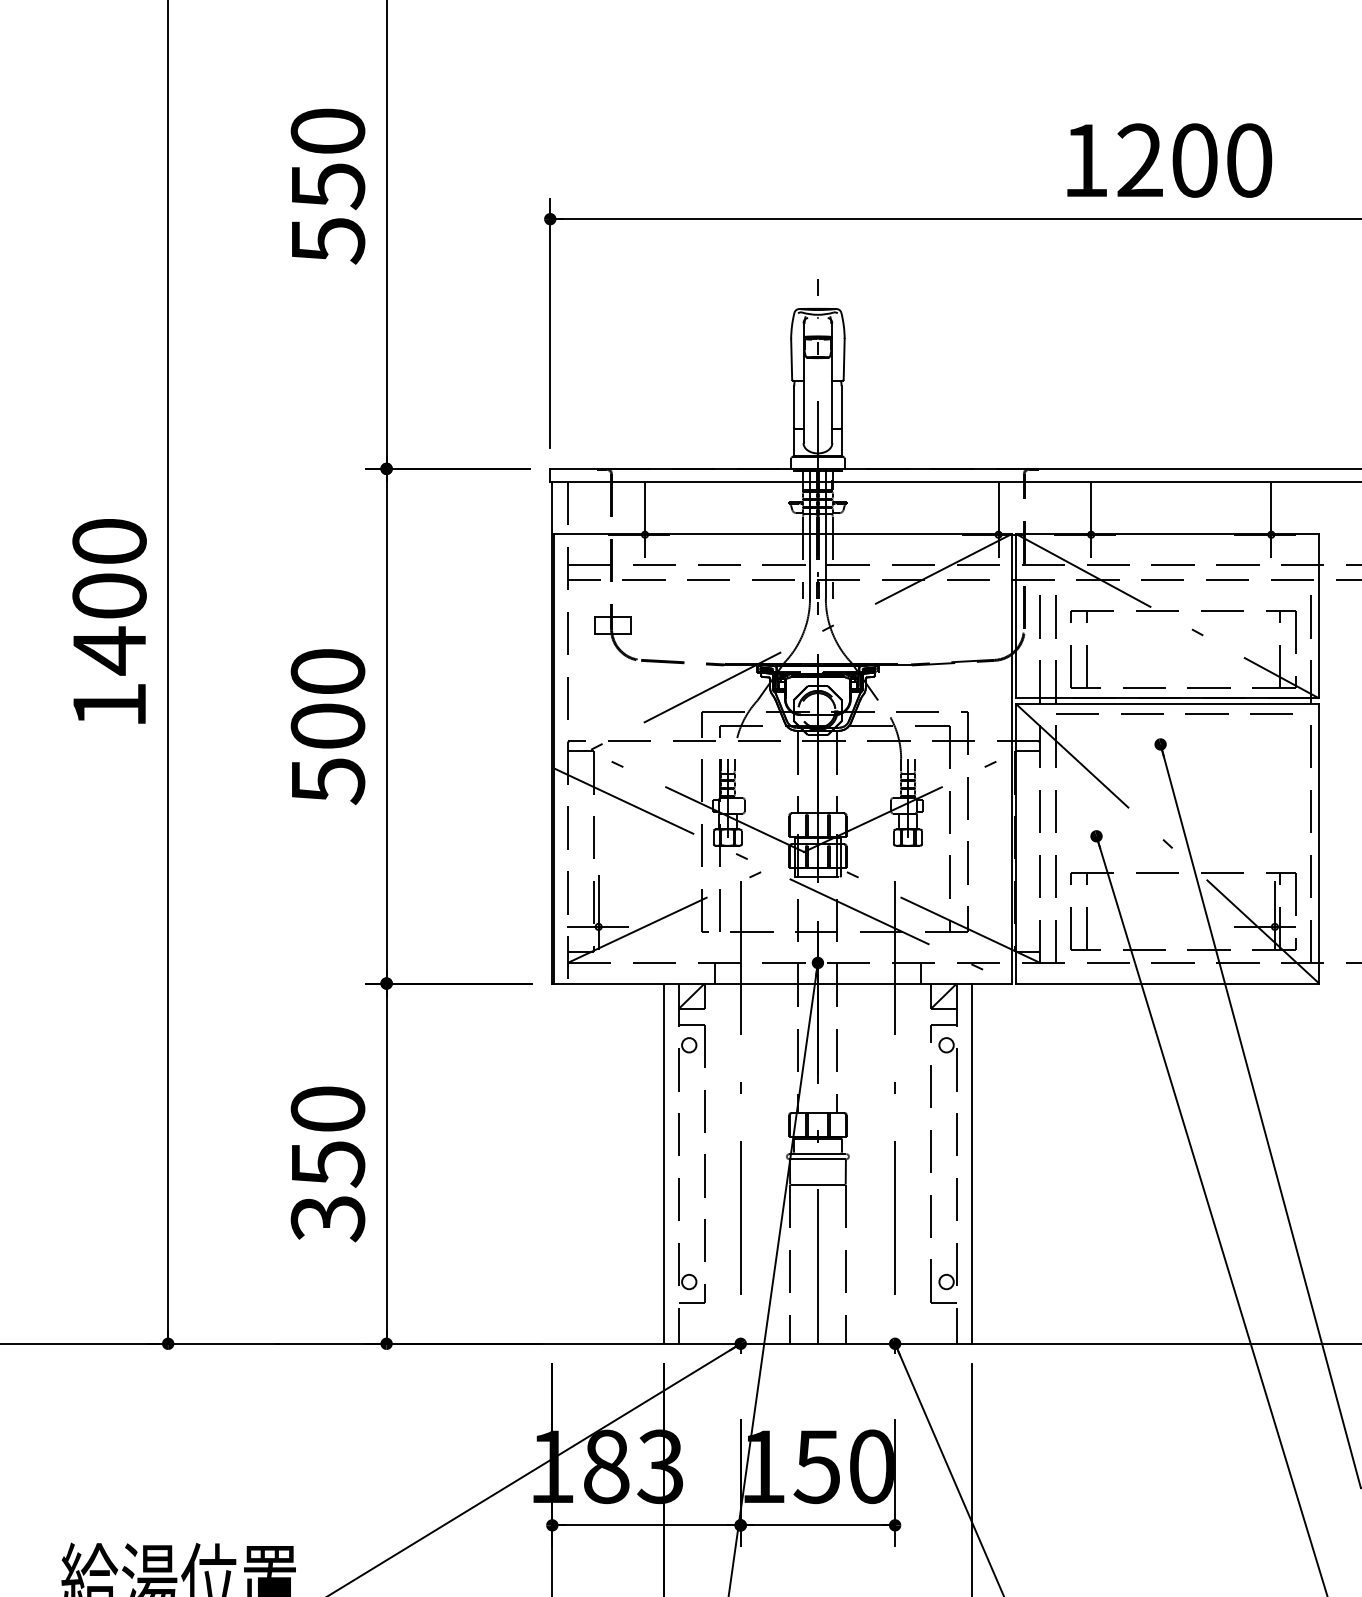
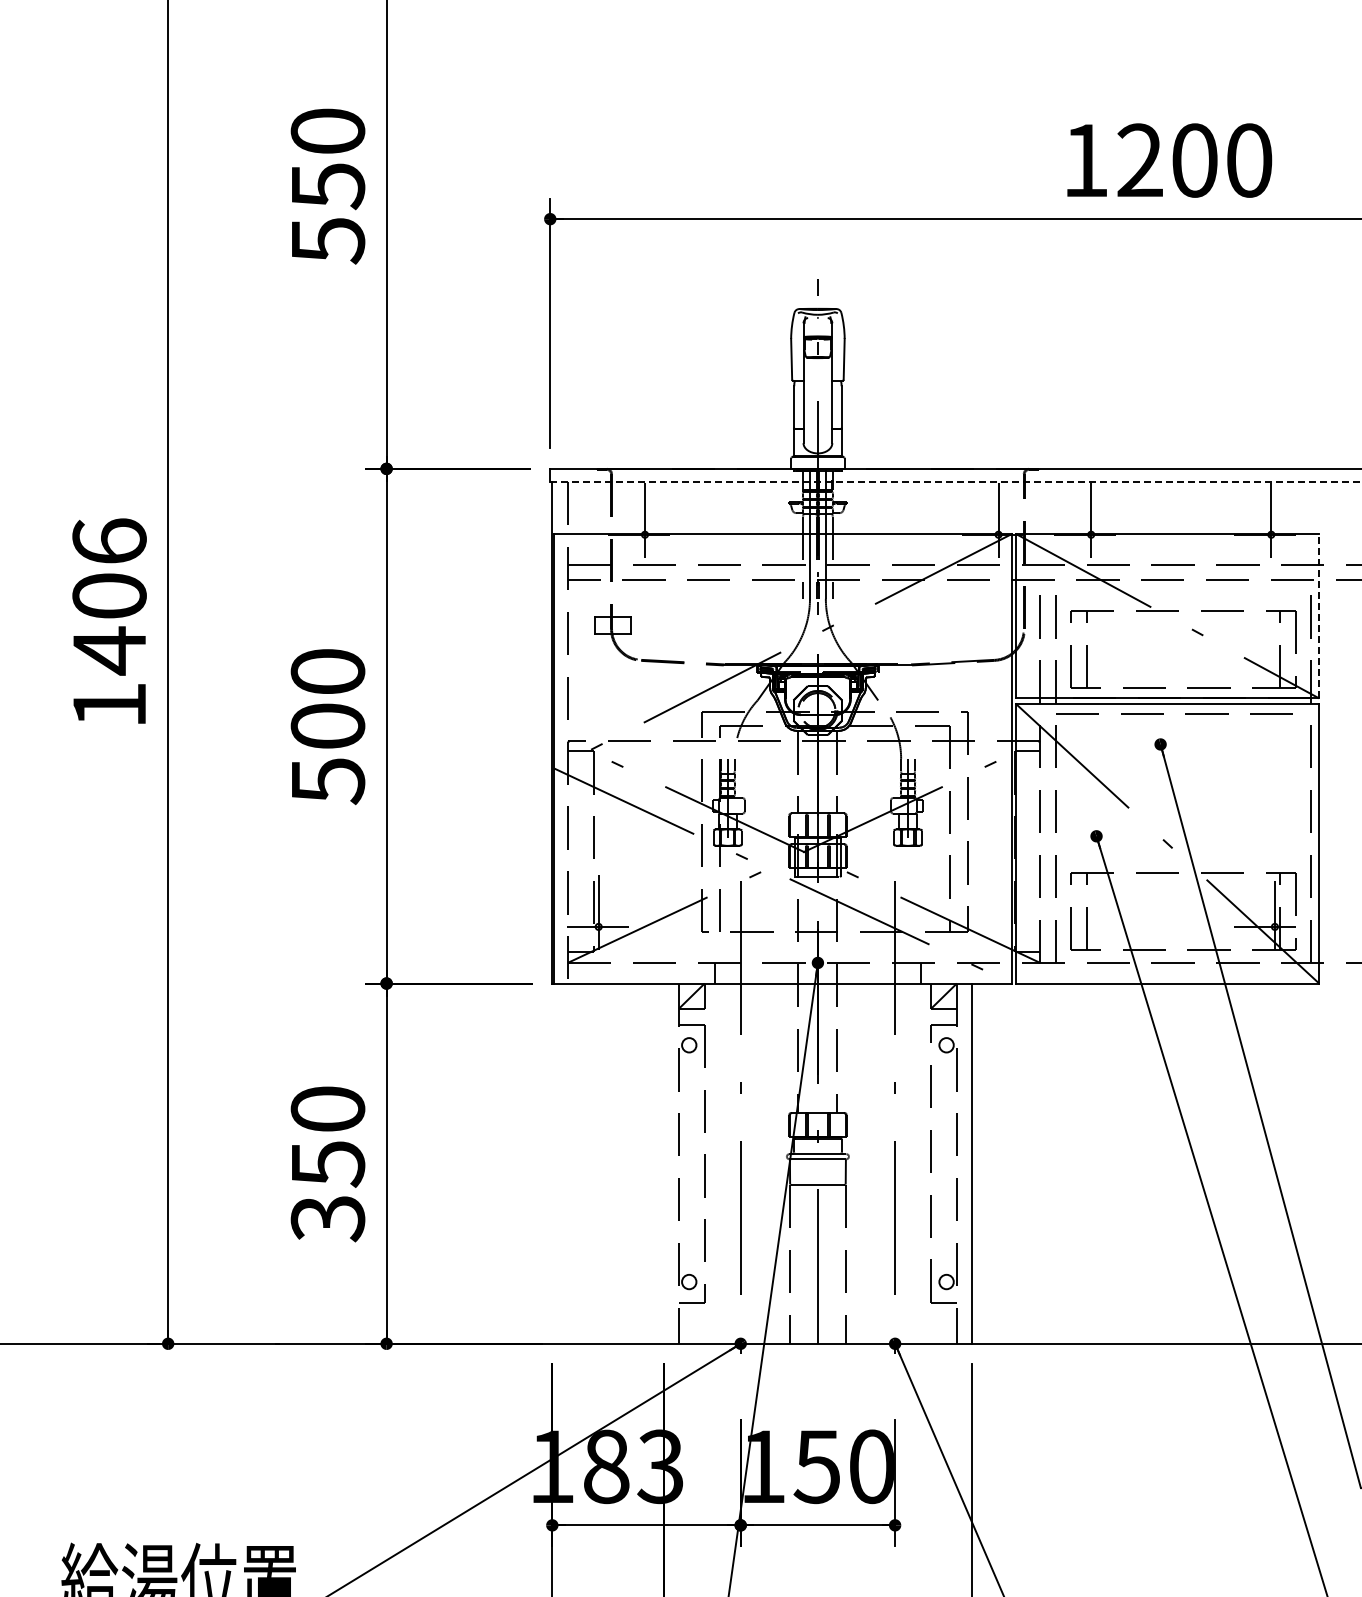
line: solid -> dashed (956, 482)
text: 1400 -> 1406 (109, 540)
line: solid -> dashed (1319, 615)
line: present -> none (663, 1163)
